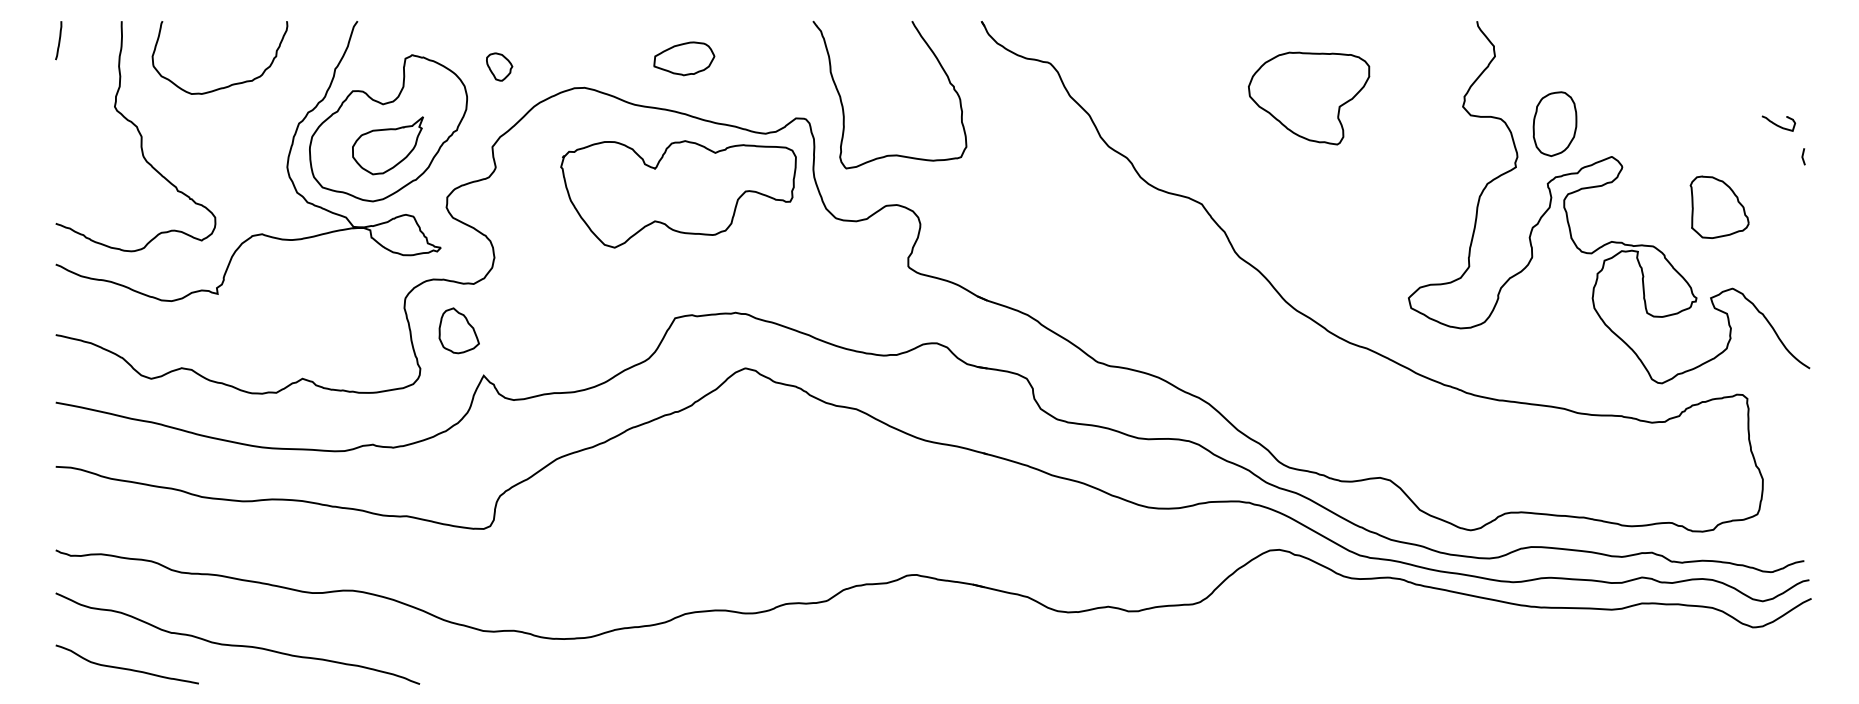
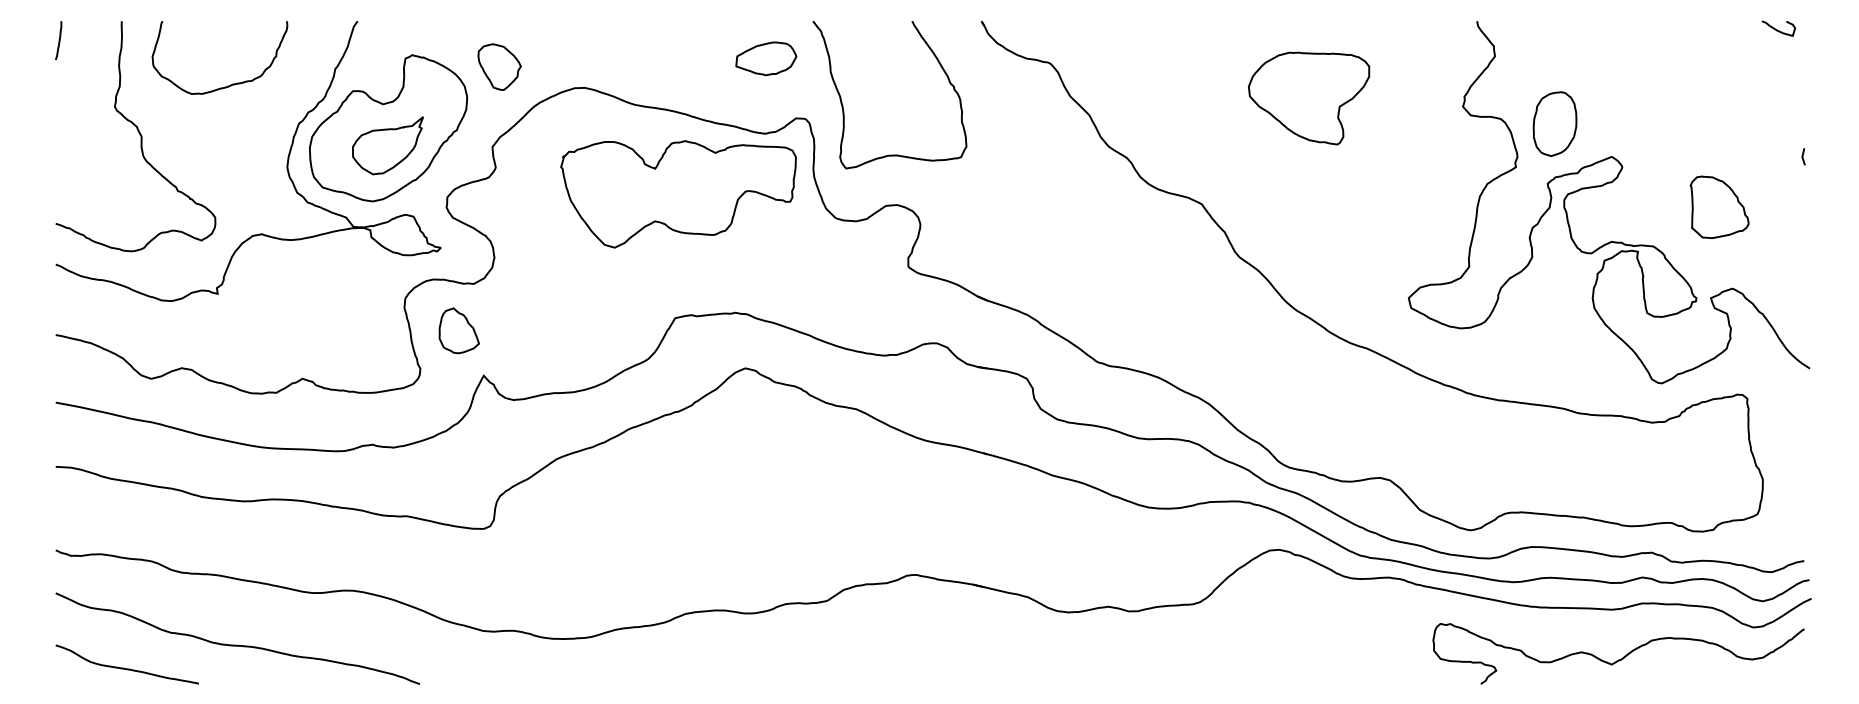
part position: (684, 58) -> (766, 58) (766, 58)
part size: 28x30 px -> 45x48 px (499, 66)
curve position: (1777, 124) -> (1777, 29) (1777, 29)
curve: none -> present (1620, 658)
